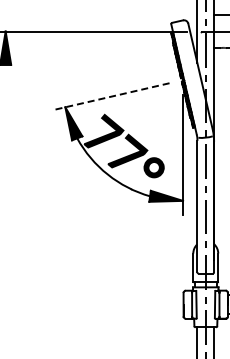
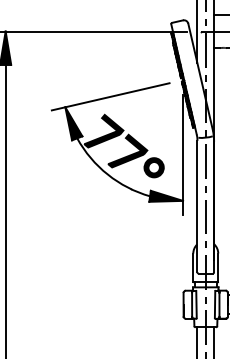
line: dashed -> solid (110, 96)
line: none -> present (5, 209)
